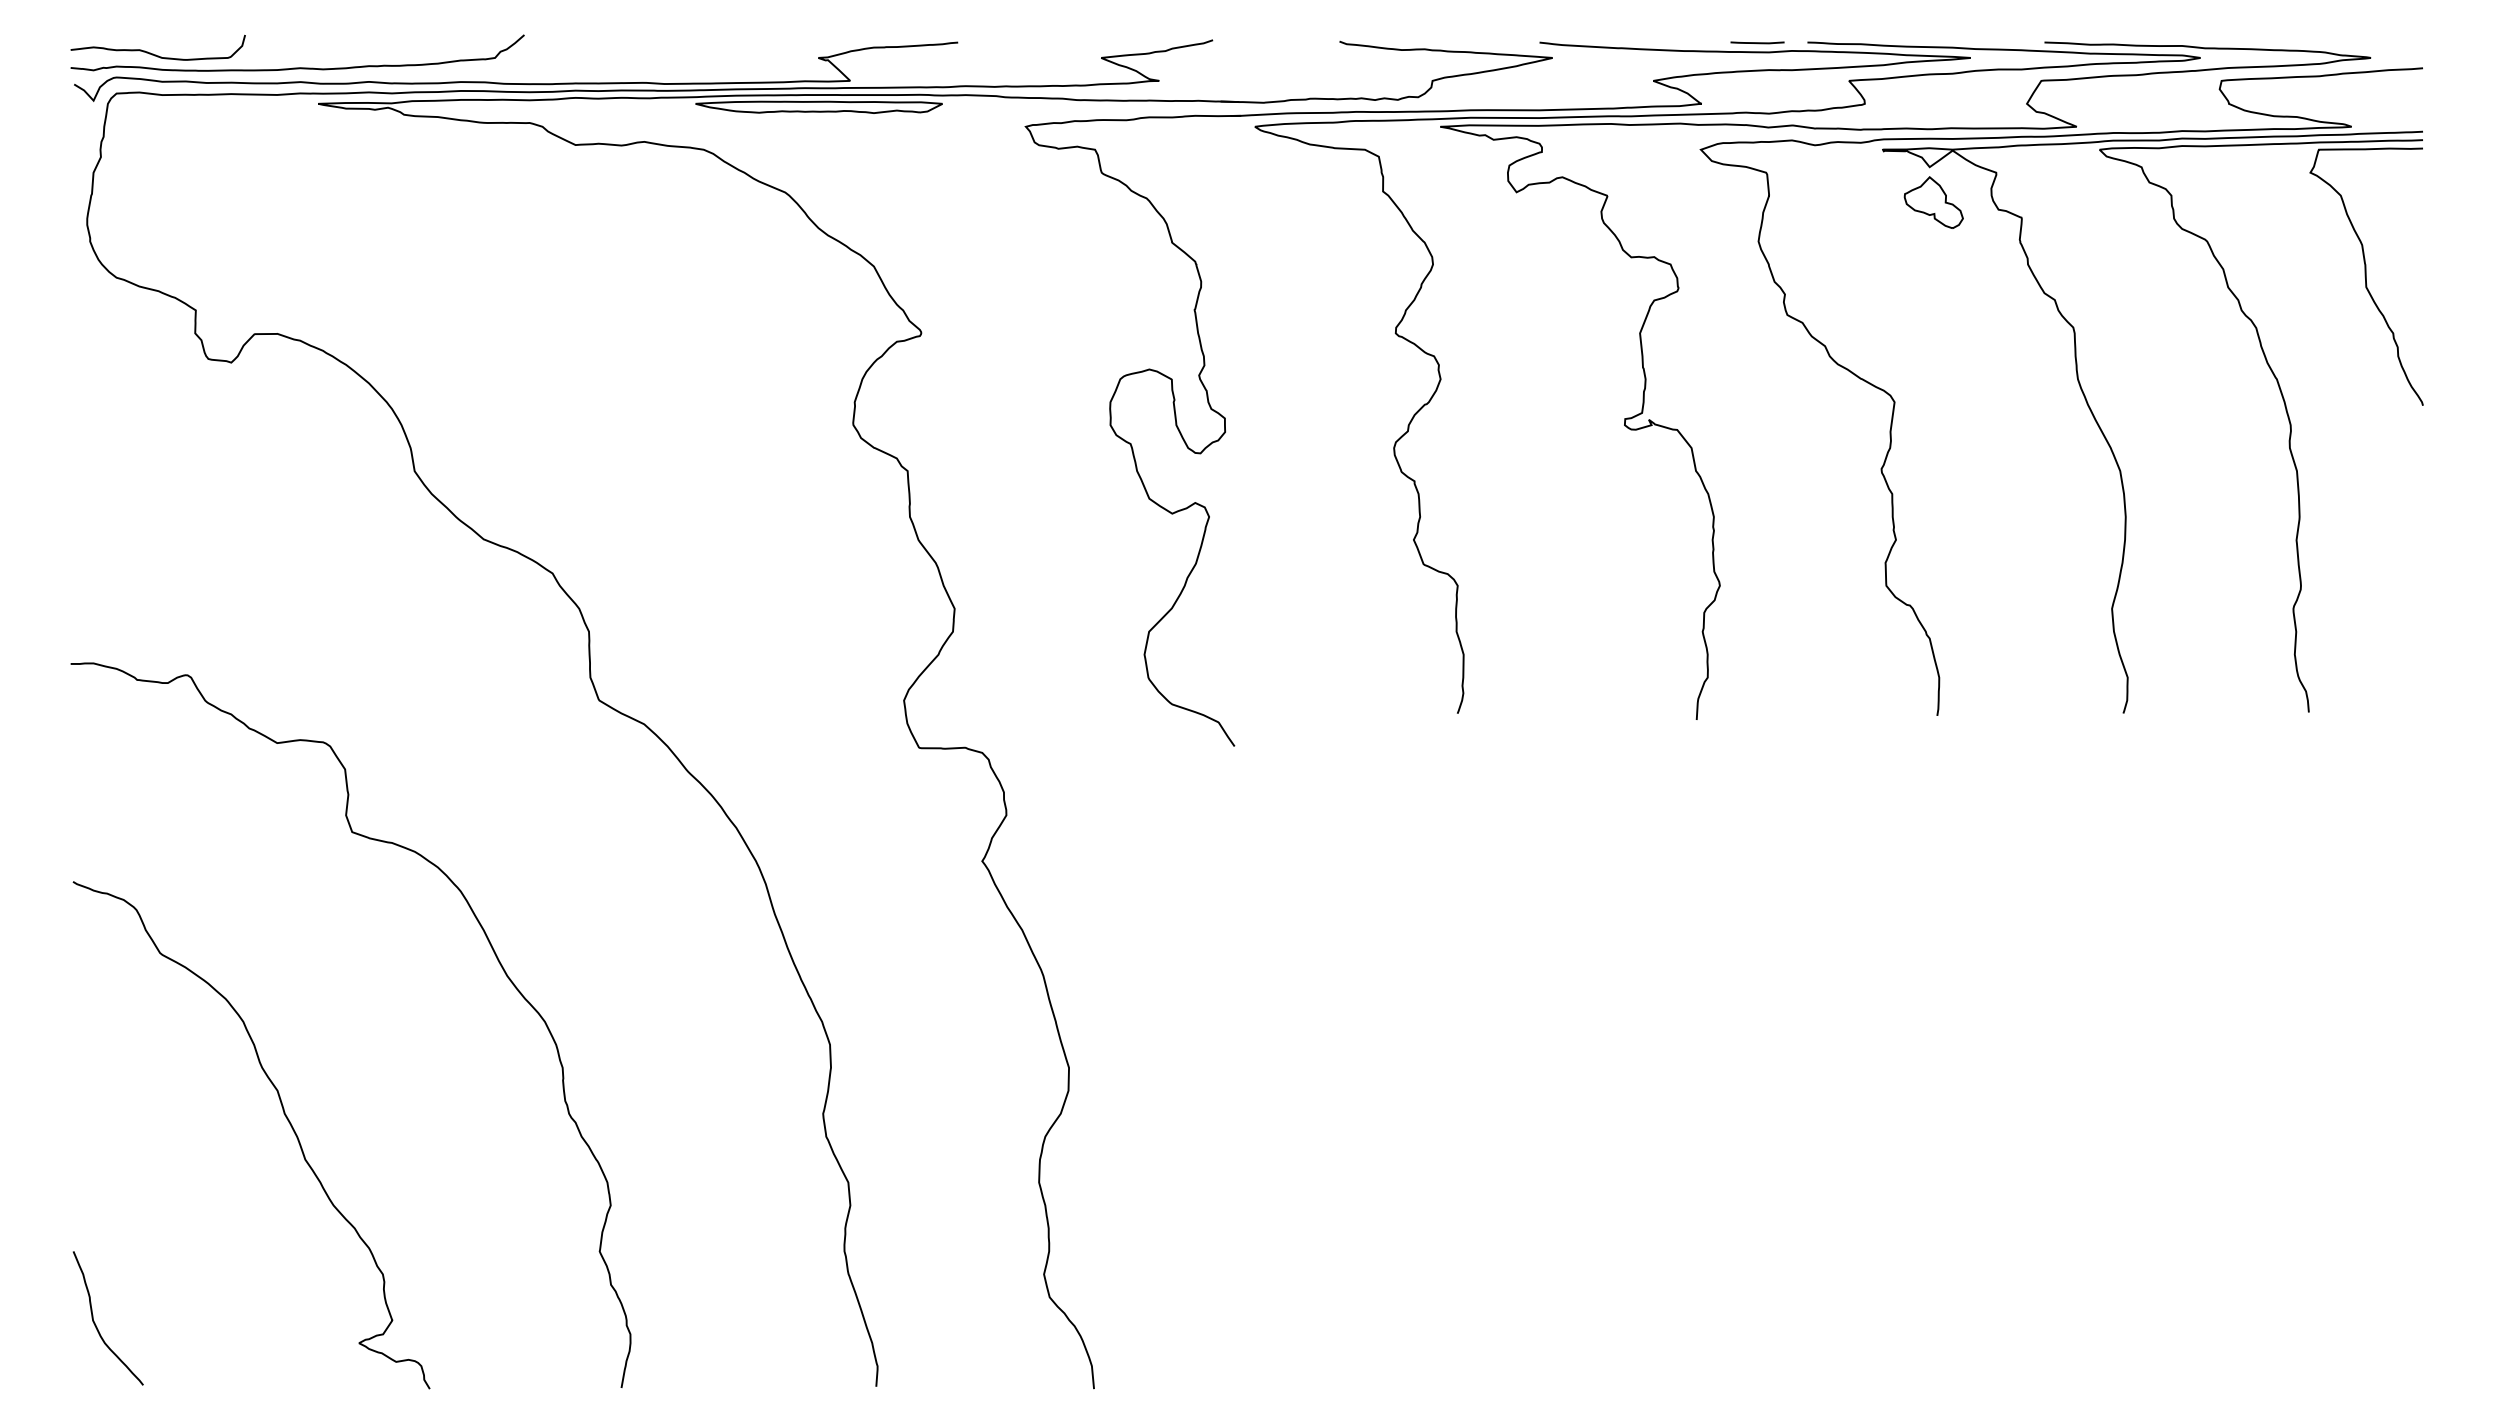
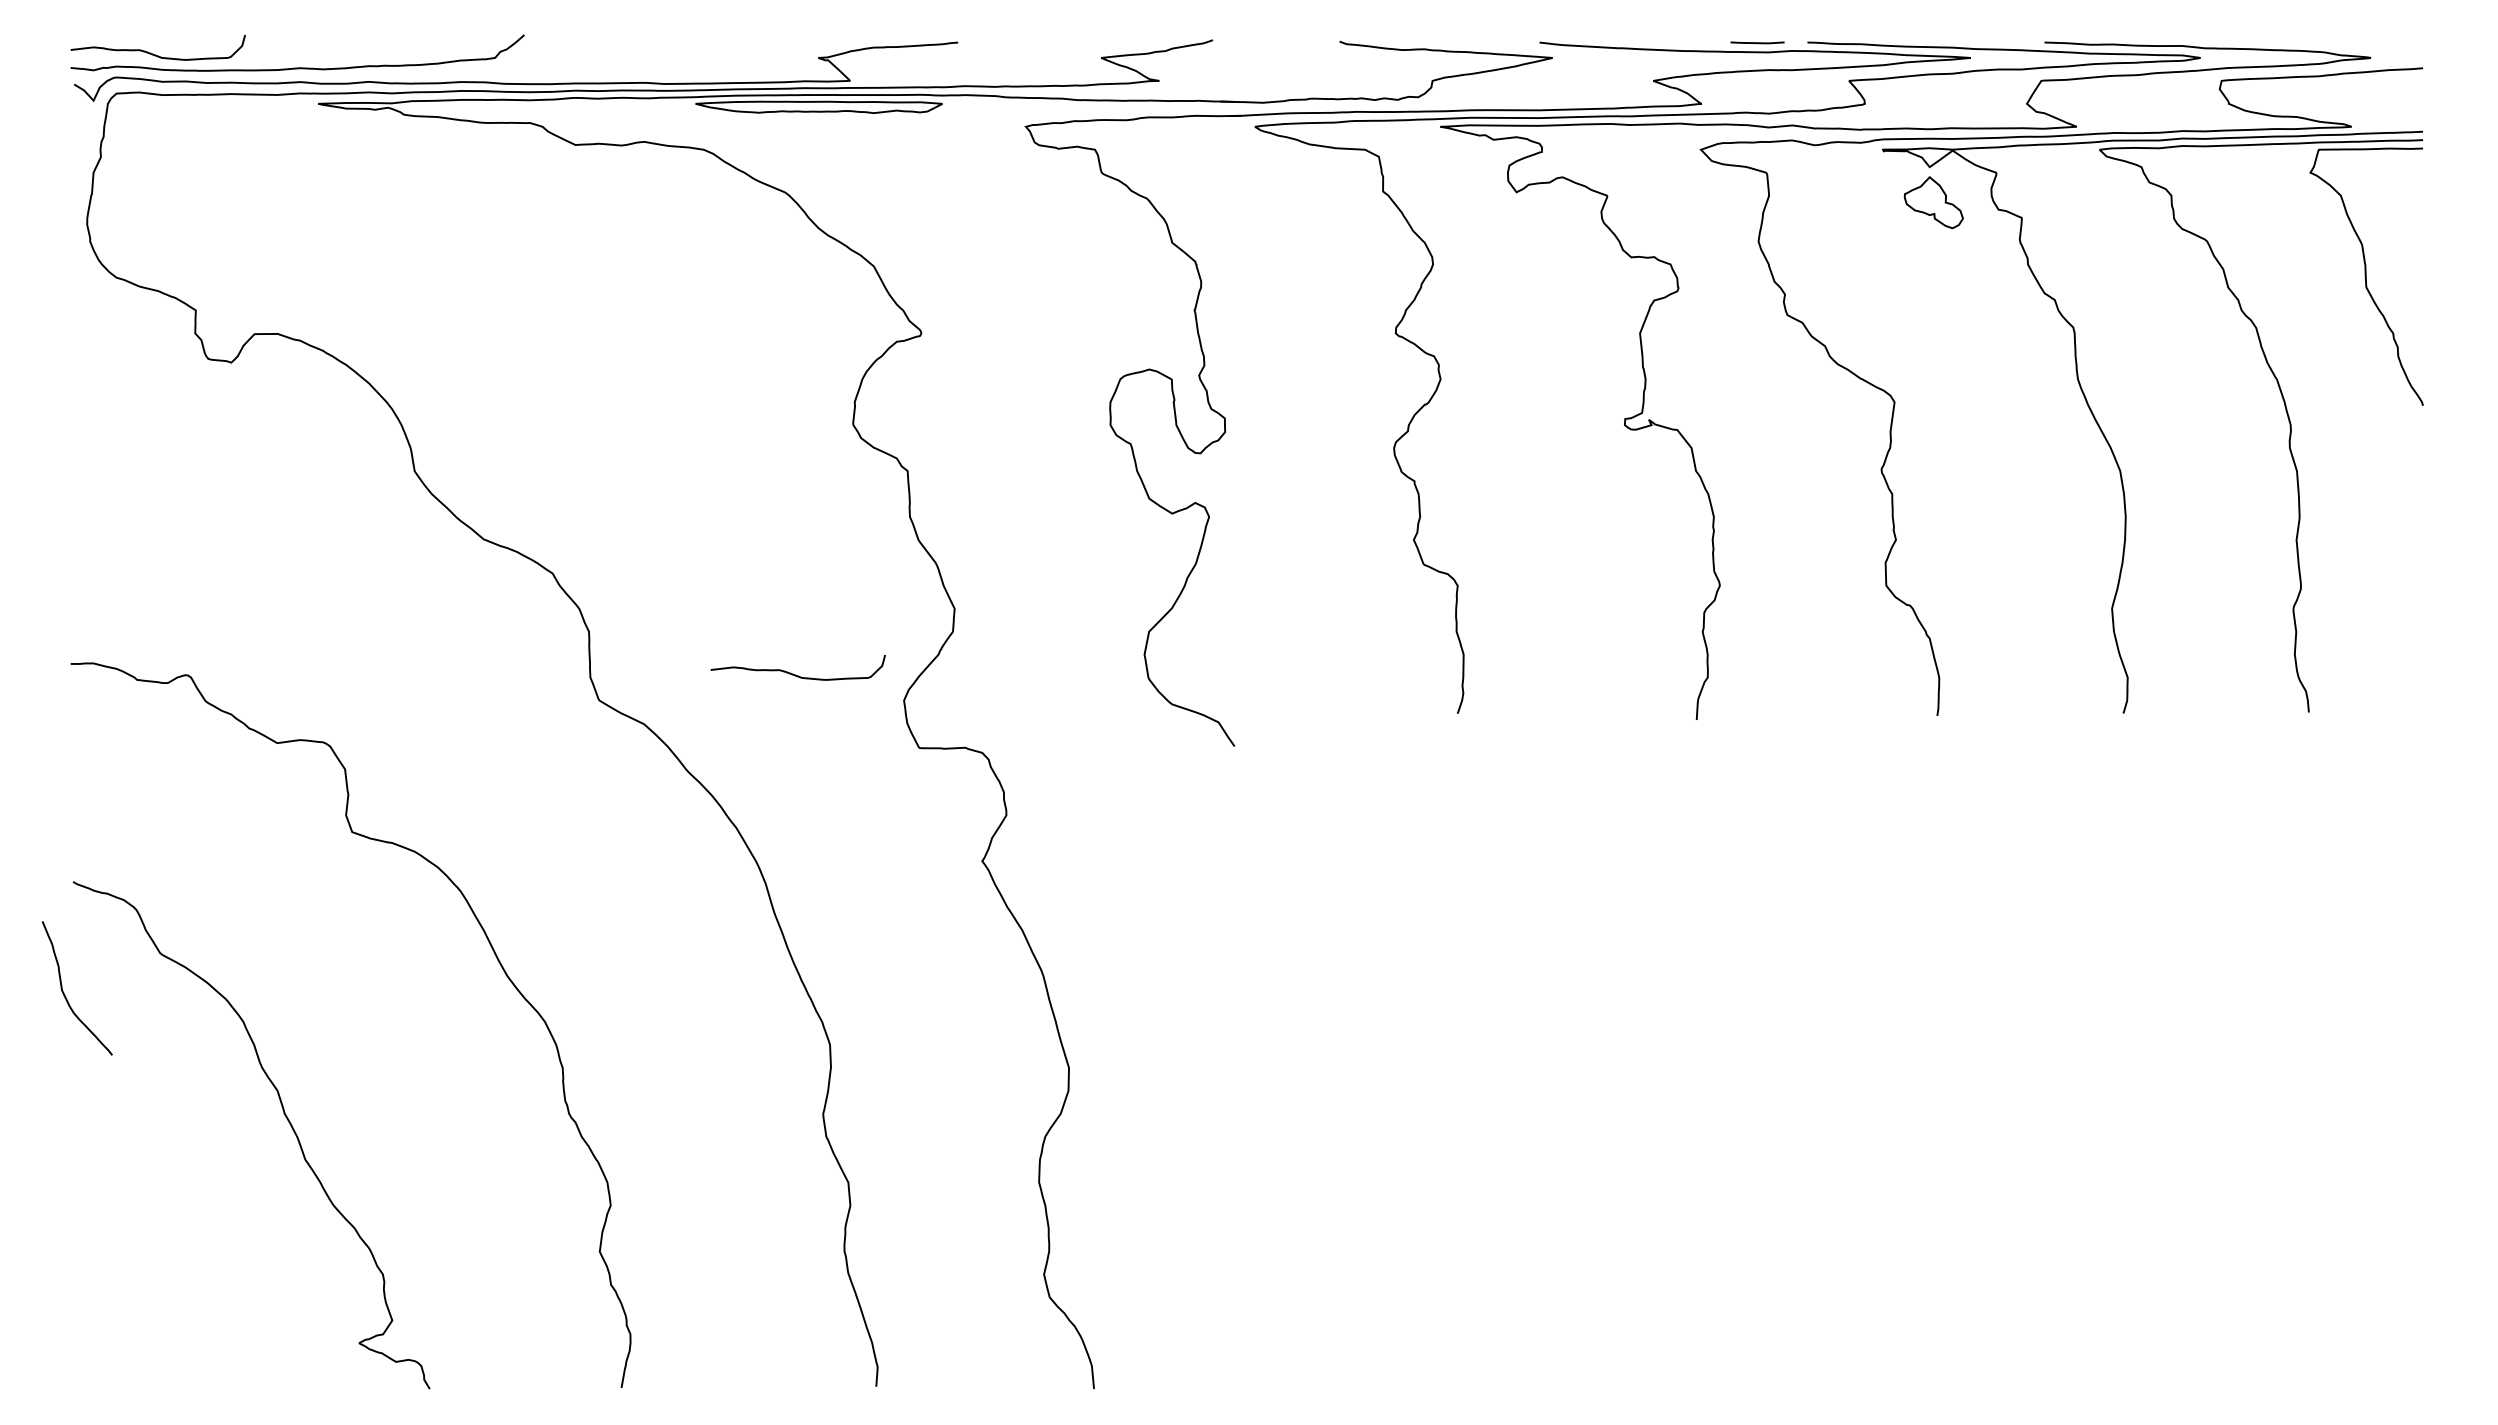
curve: none -> present (796, 674)
curve position: (95, 1322) -> (64, 992) (64, 992)
